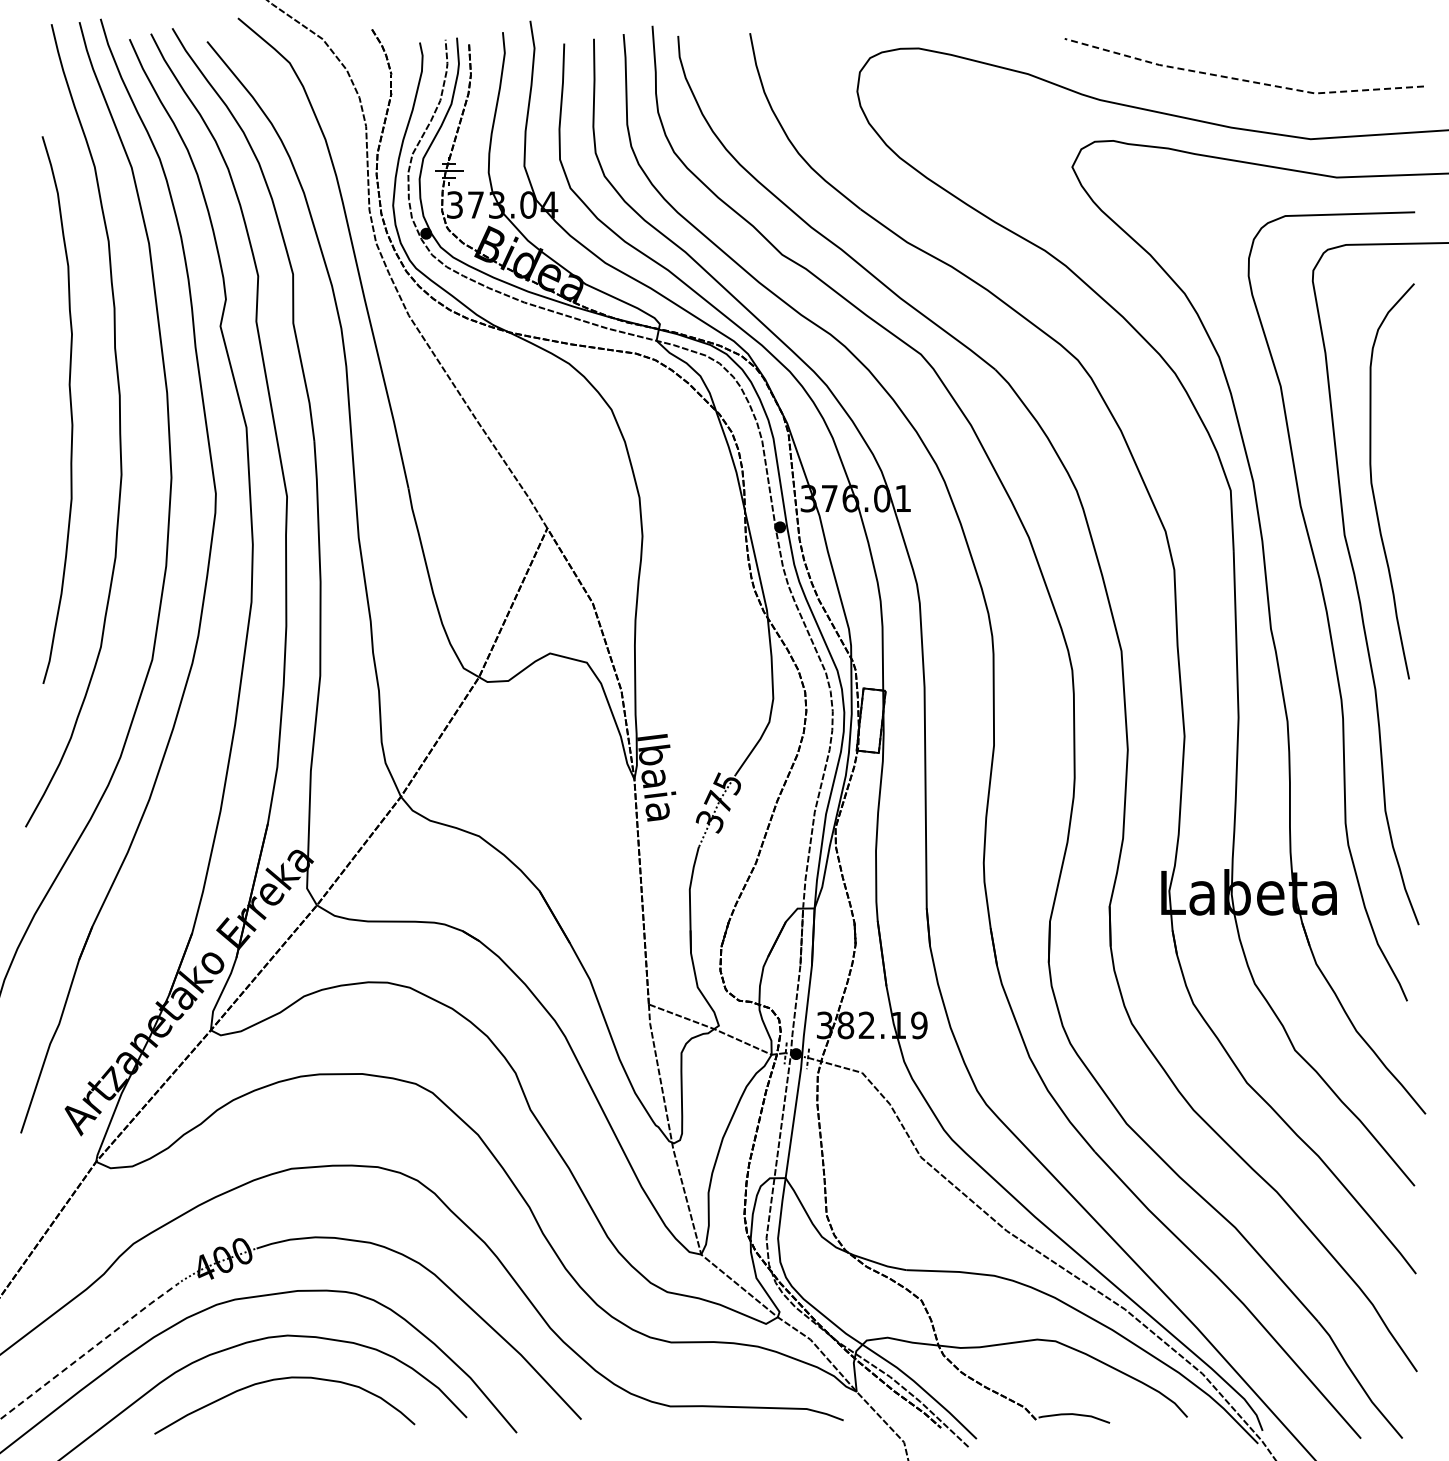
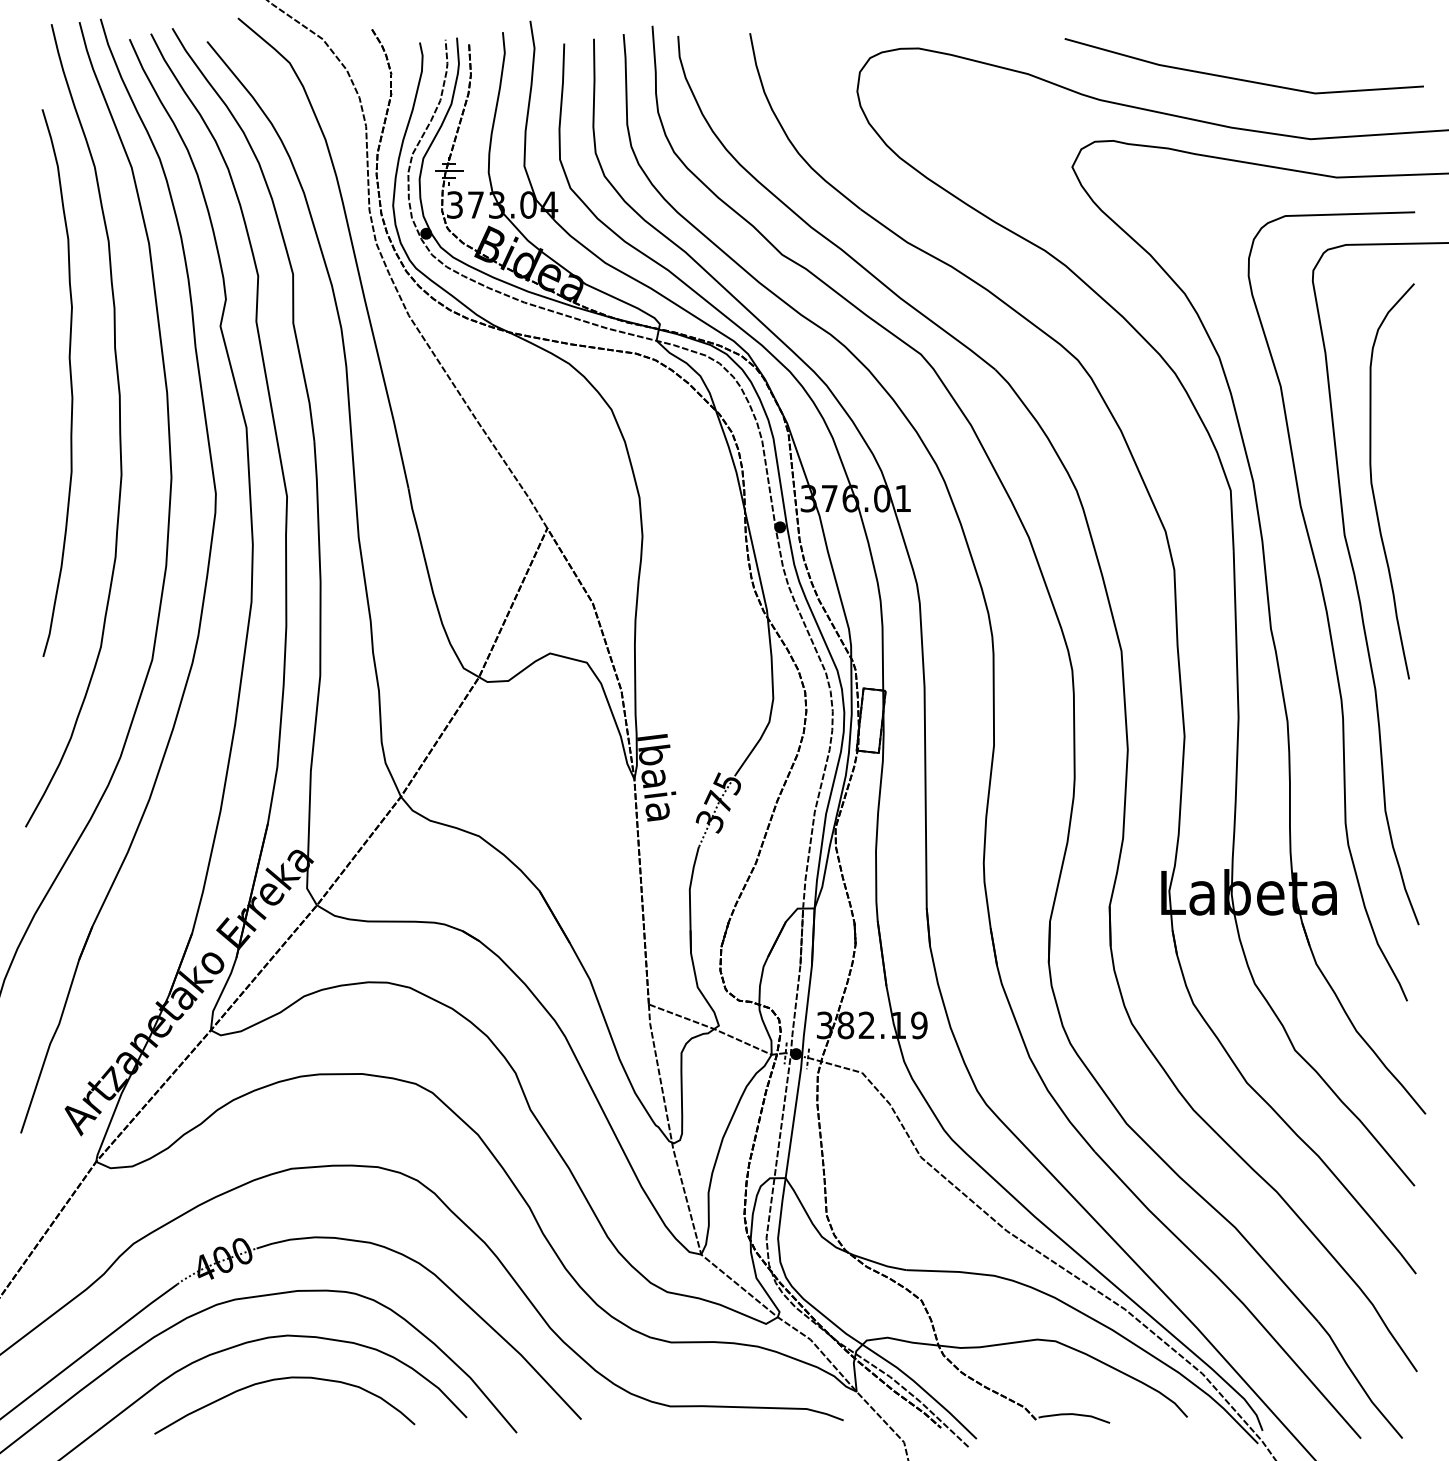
line: dashed -> solid (1241, 80)
curve position: (70, 409) -> (70, 382) (70, 382)
line: dashed -> solid (89, 1350)
